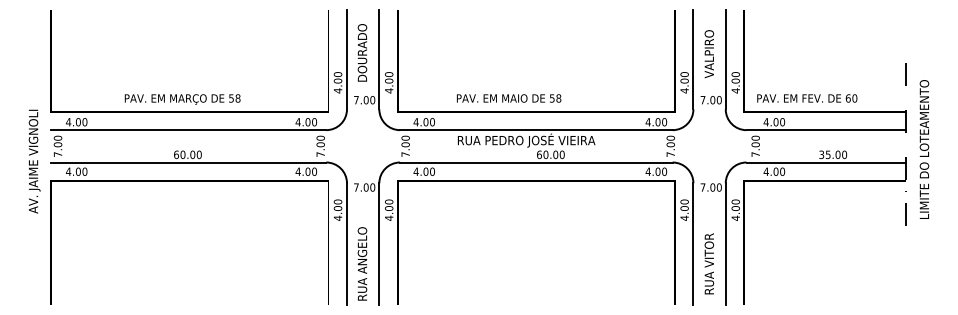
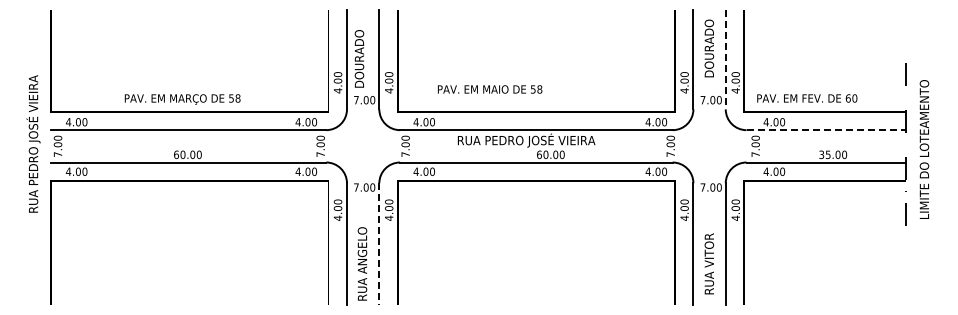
text: VALPIRO -> DOURADO (709, 48)
text position: (362, 52) -> (359, 58) (359, 58)
line: solid -> dashed (725, 59)
text position: (509, 98) -> (490, 89) (490, 89)
line: solid -> dashed (826, 130)
text: AV. JAIME VIGNOLI -> RUA PEDRO JOSÉ VIEIRA (33, 144)
line: solid -> dashed (379, 244)
